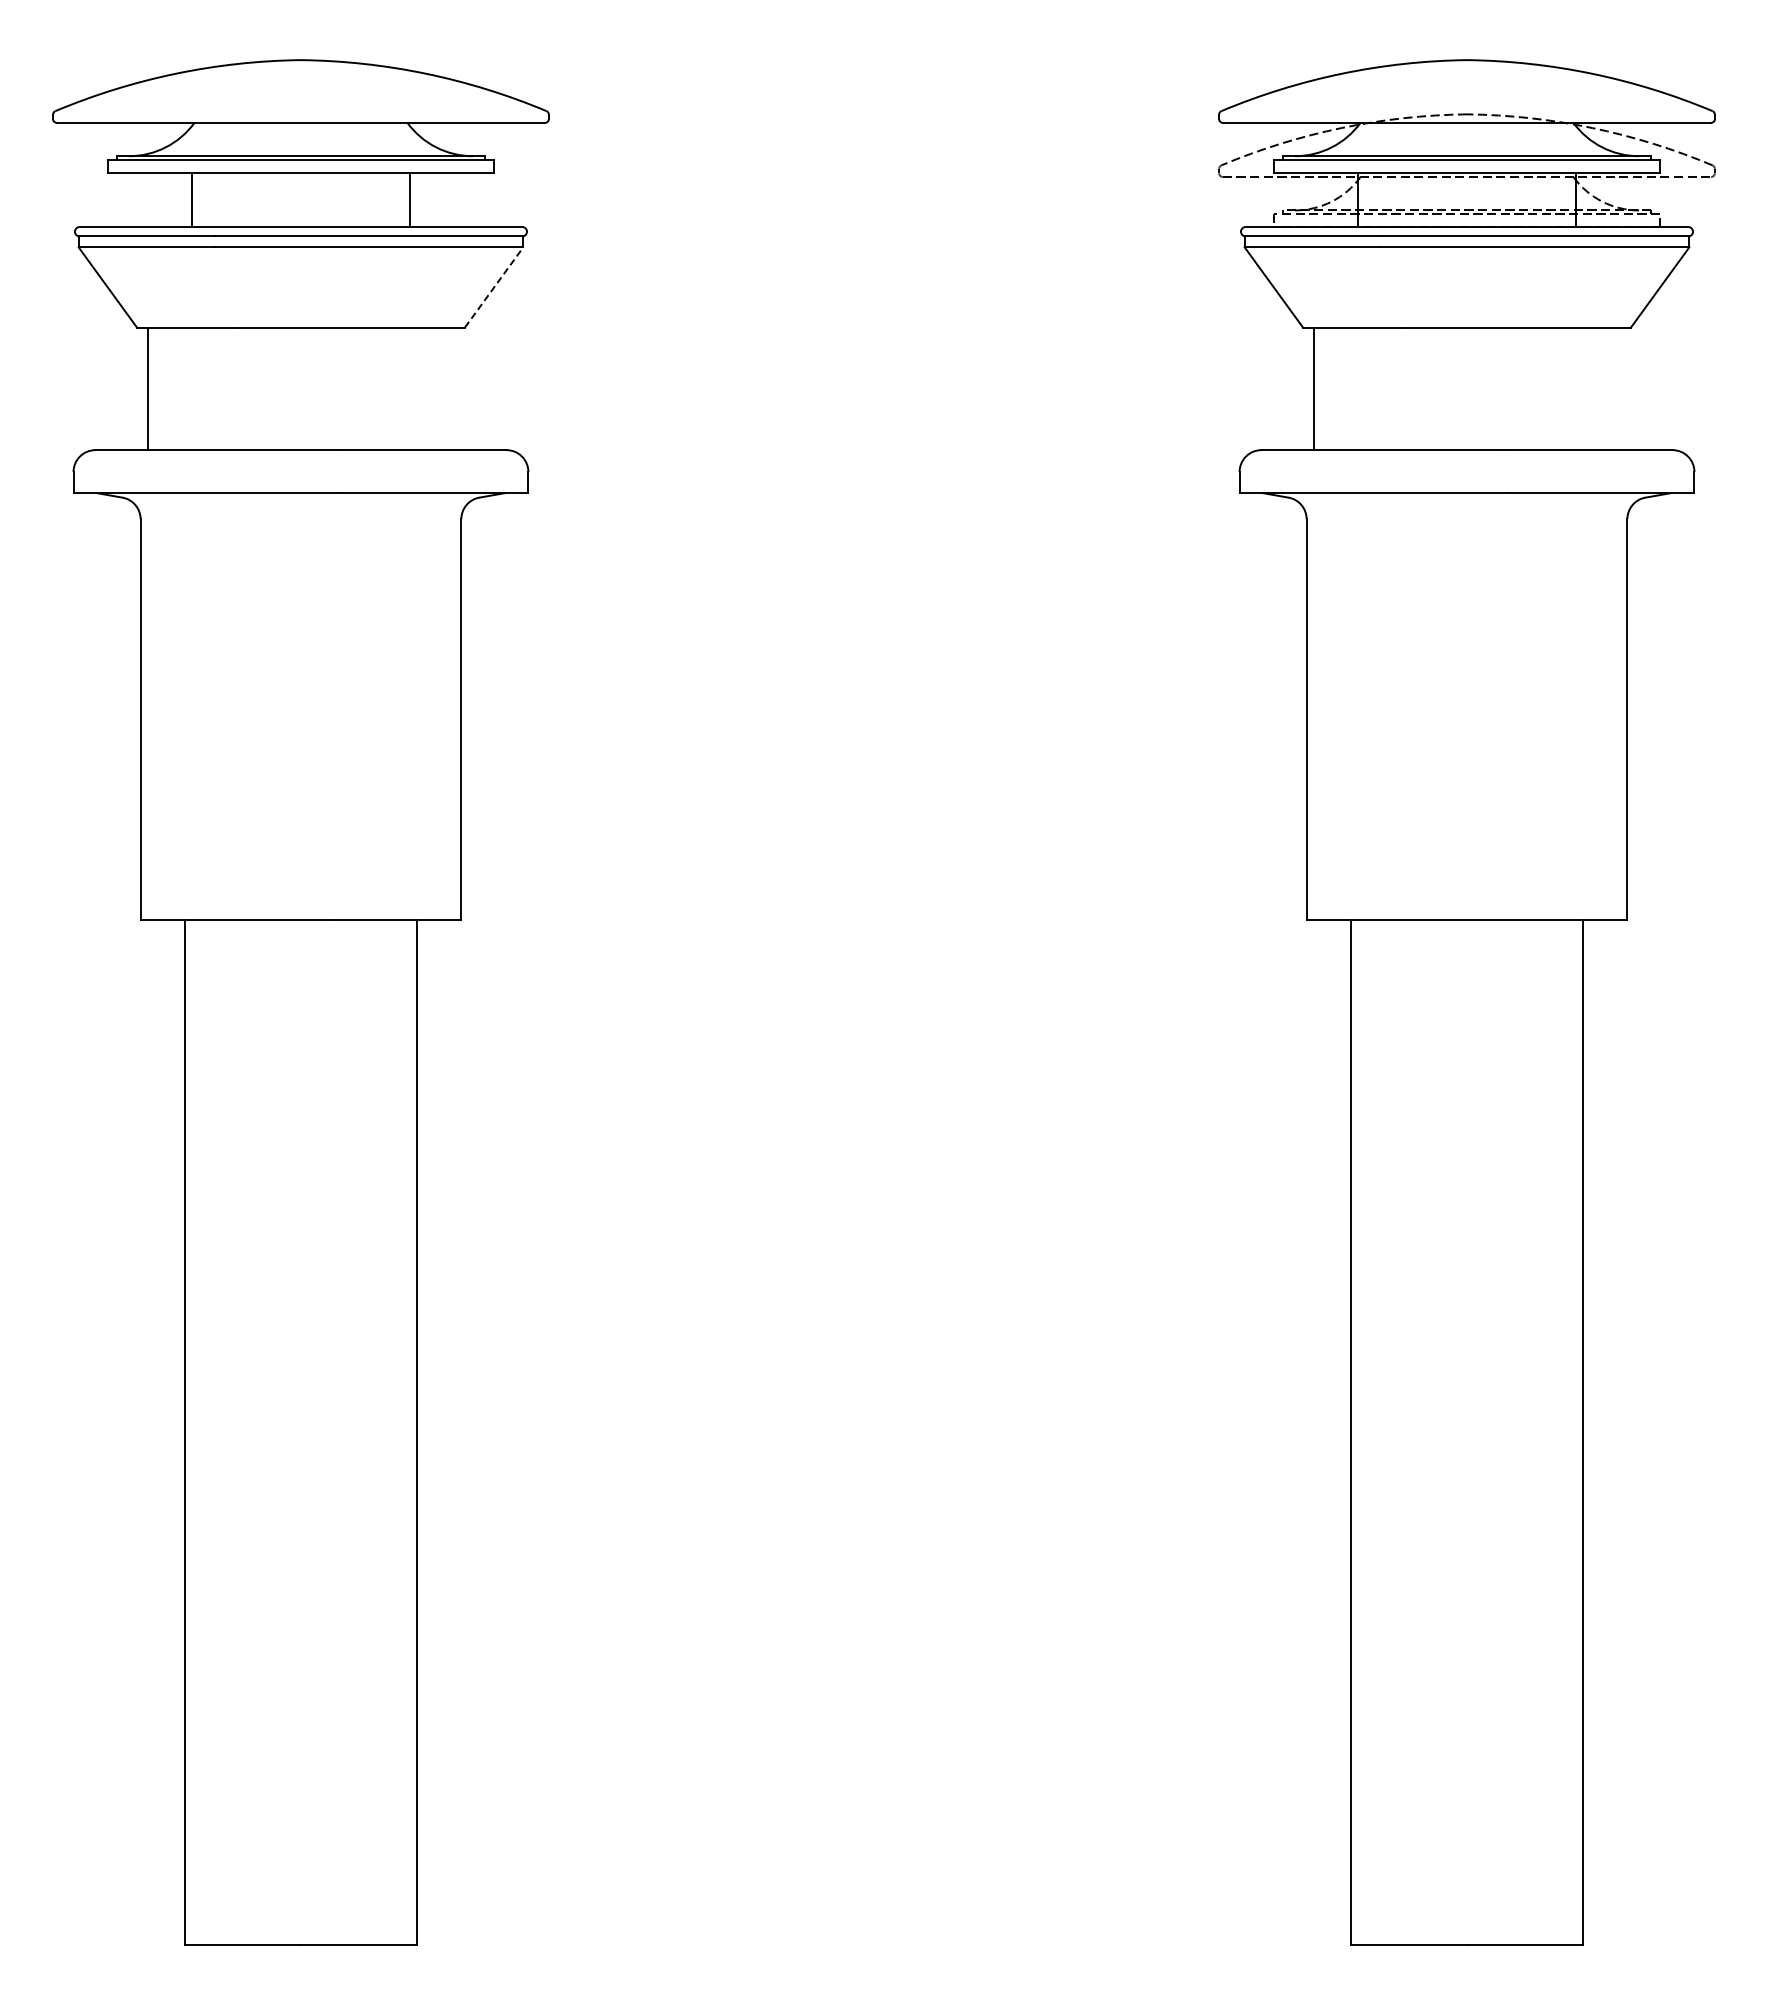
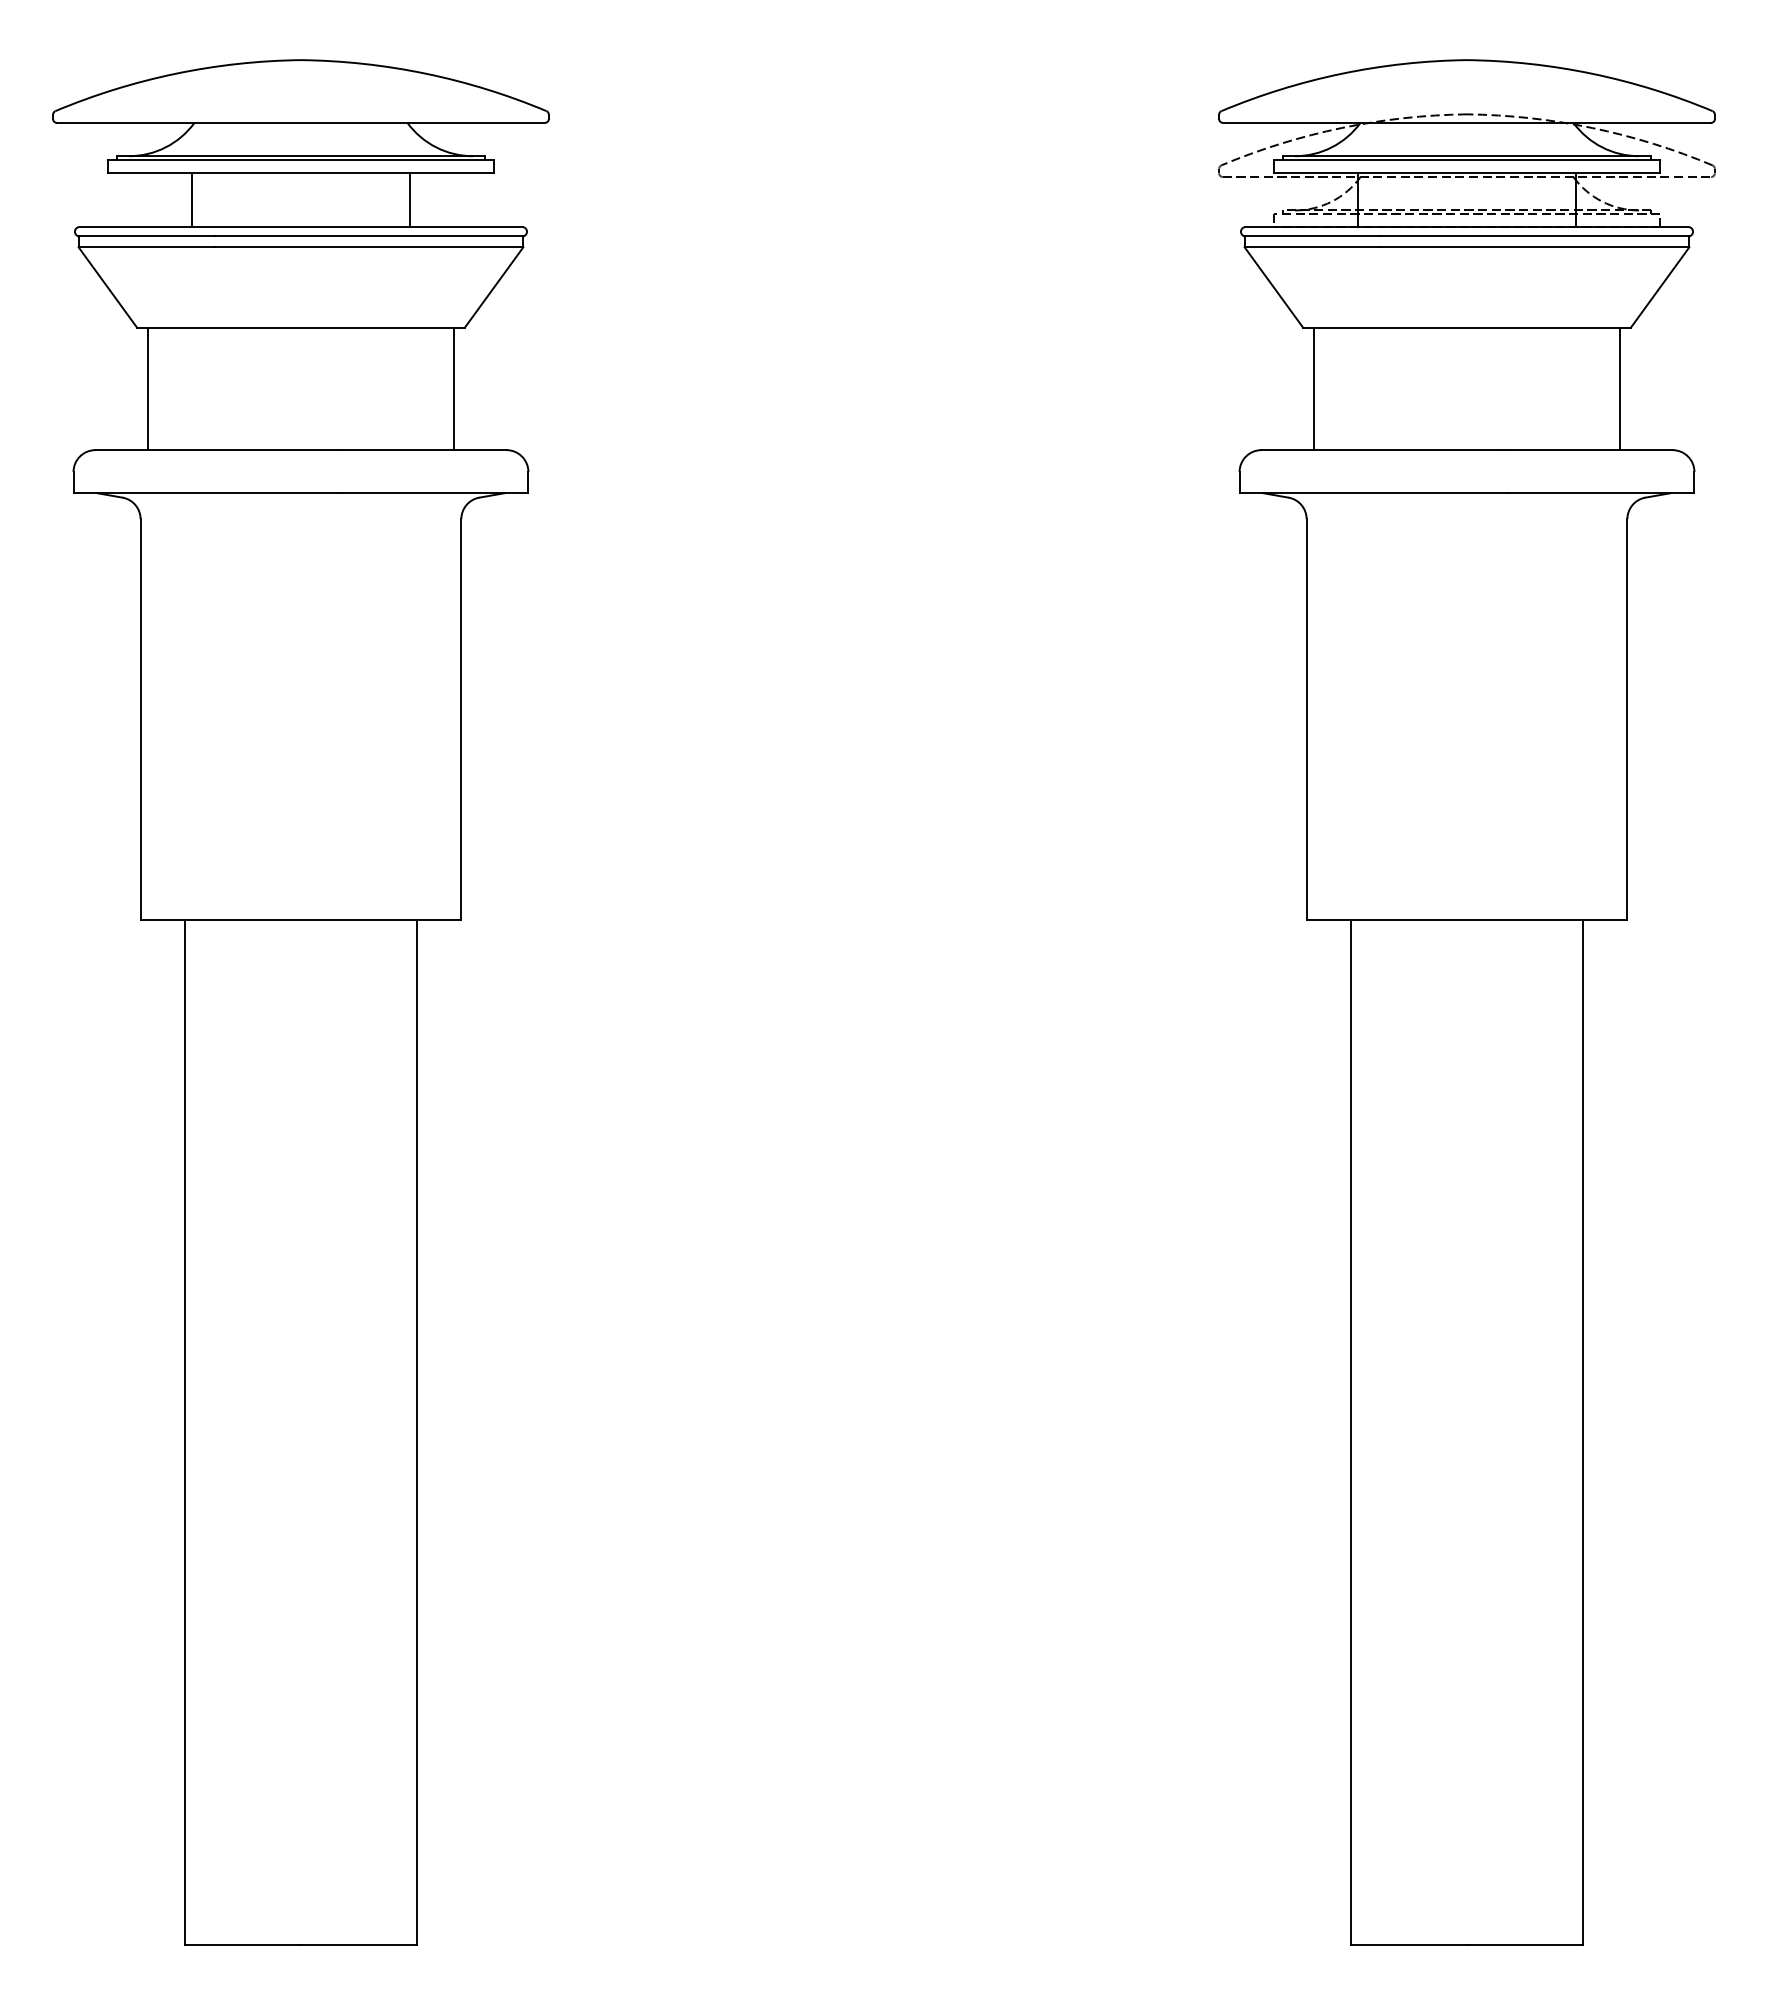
line: dashed -> solid (494, 287)
line: none -> present (454, 388)
line: none -> present (1620, 388)
